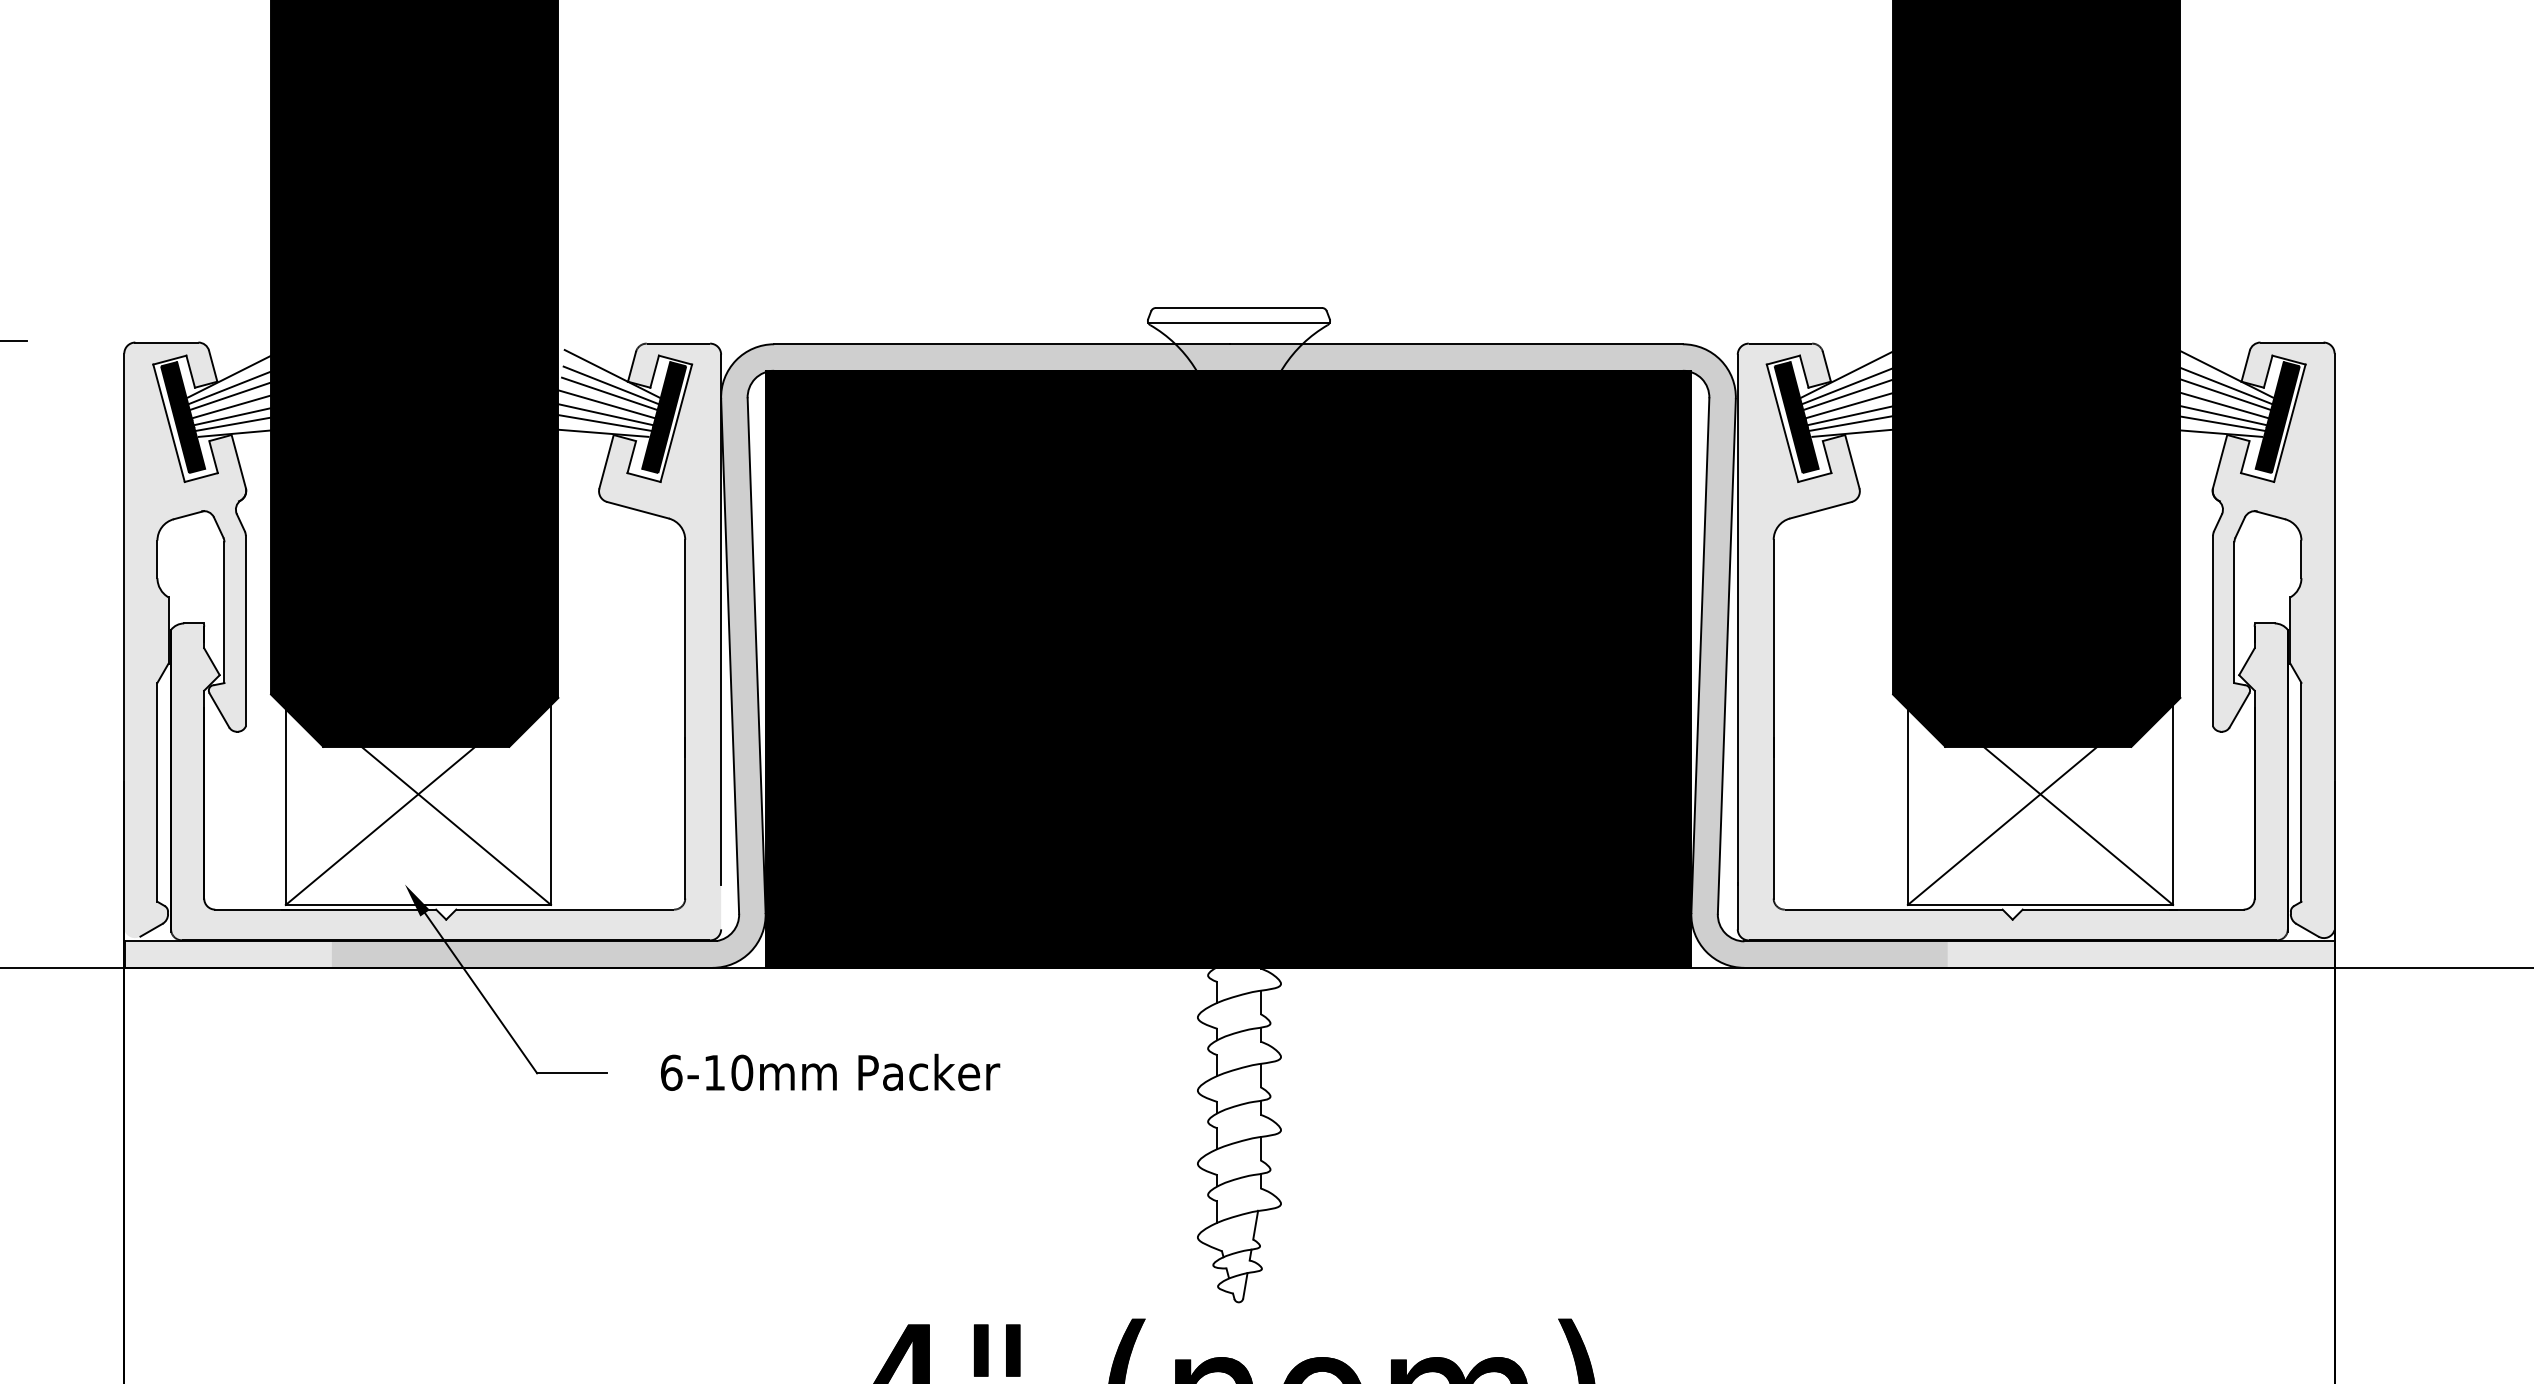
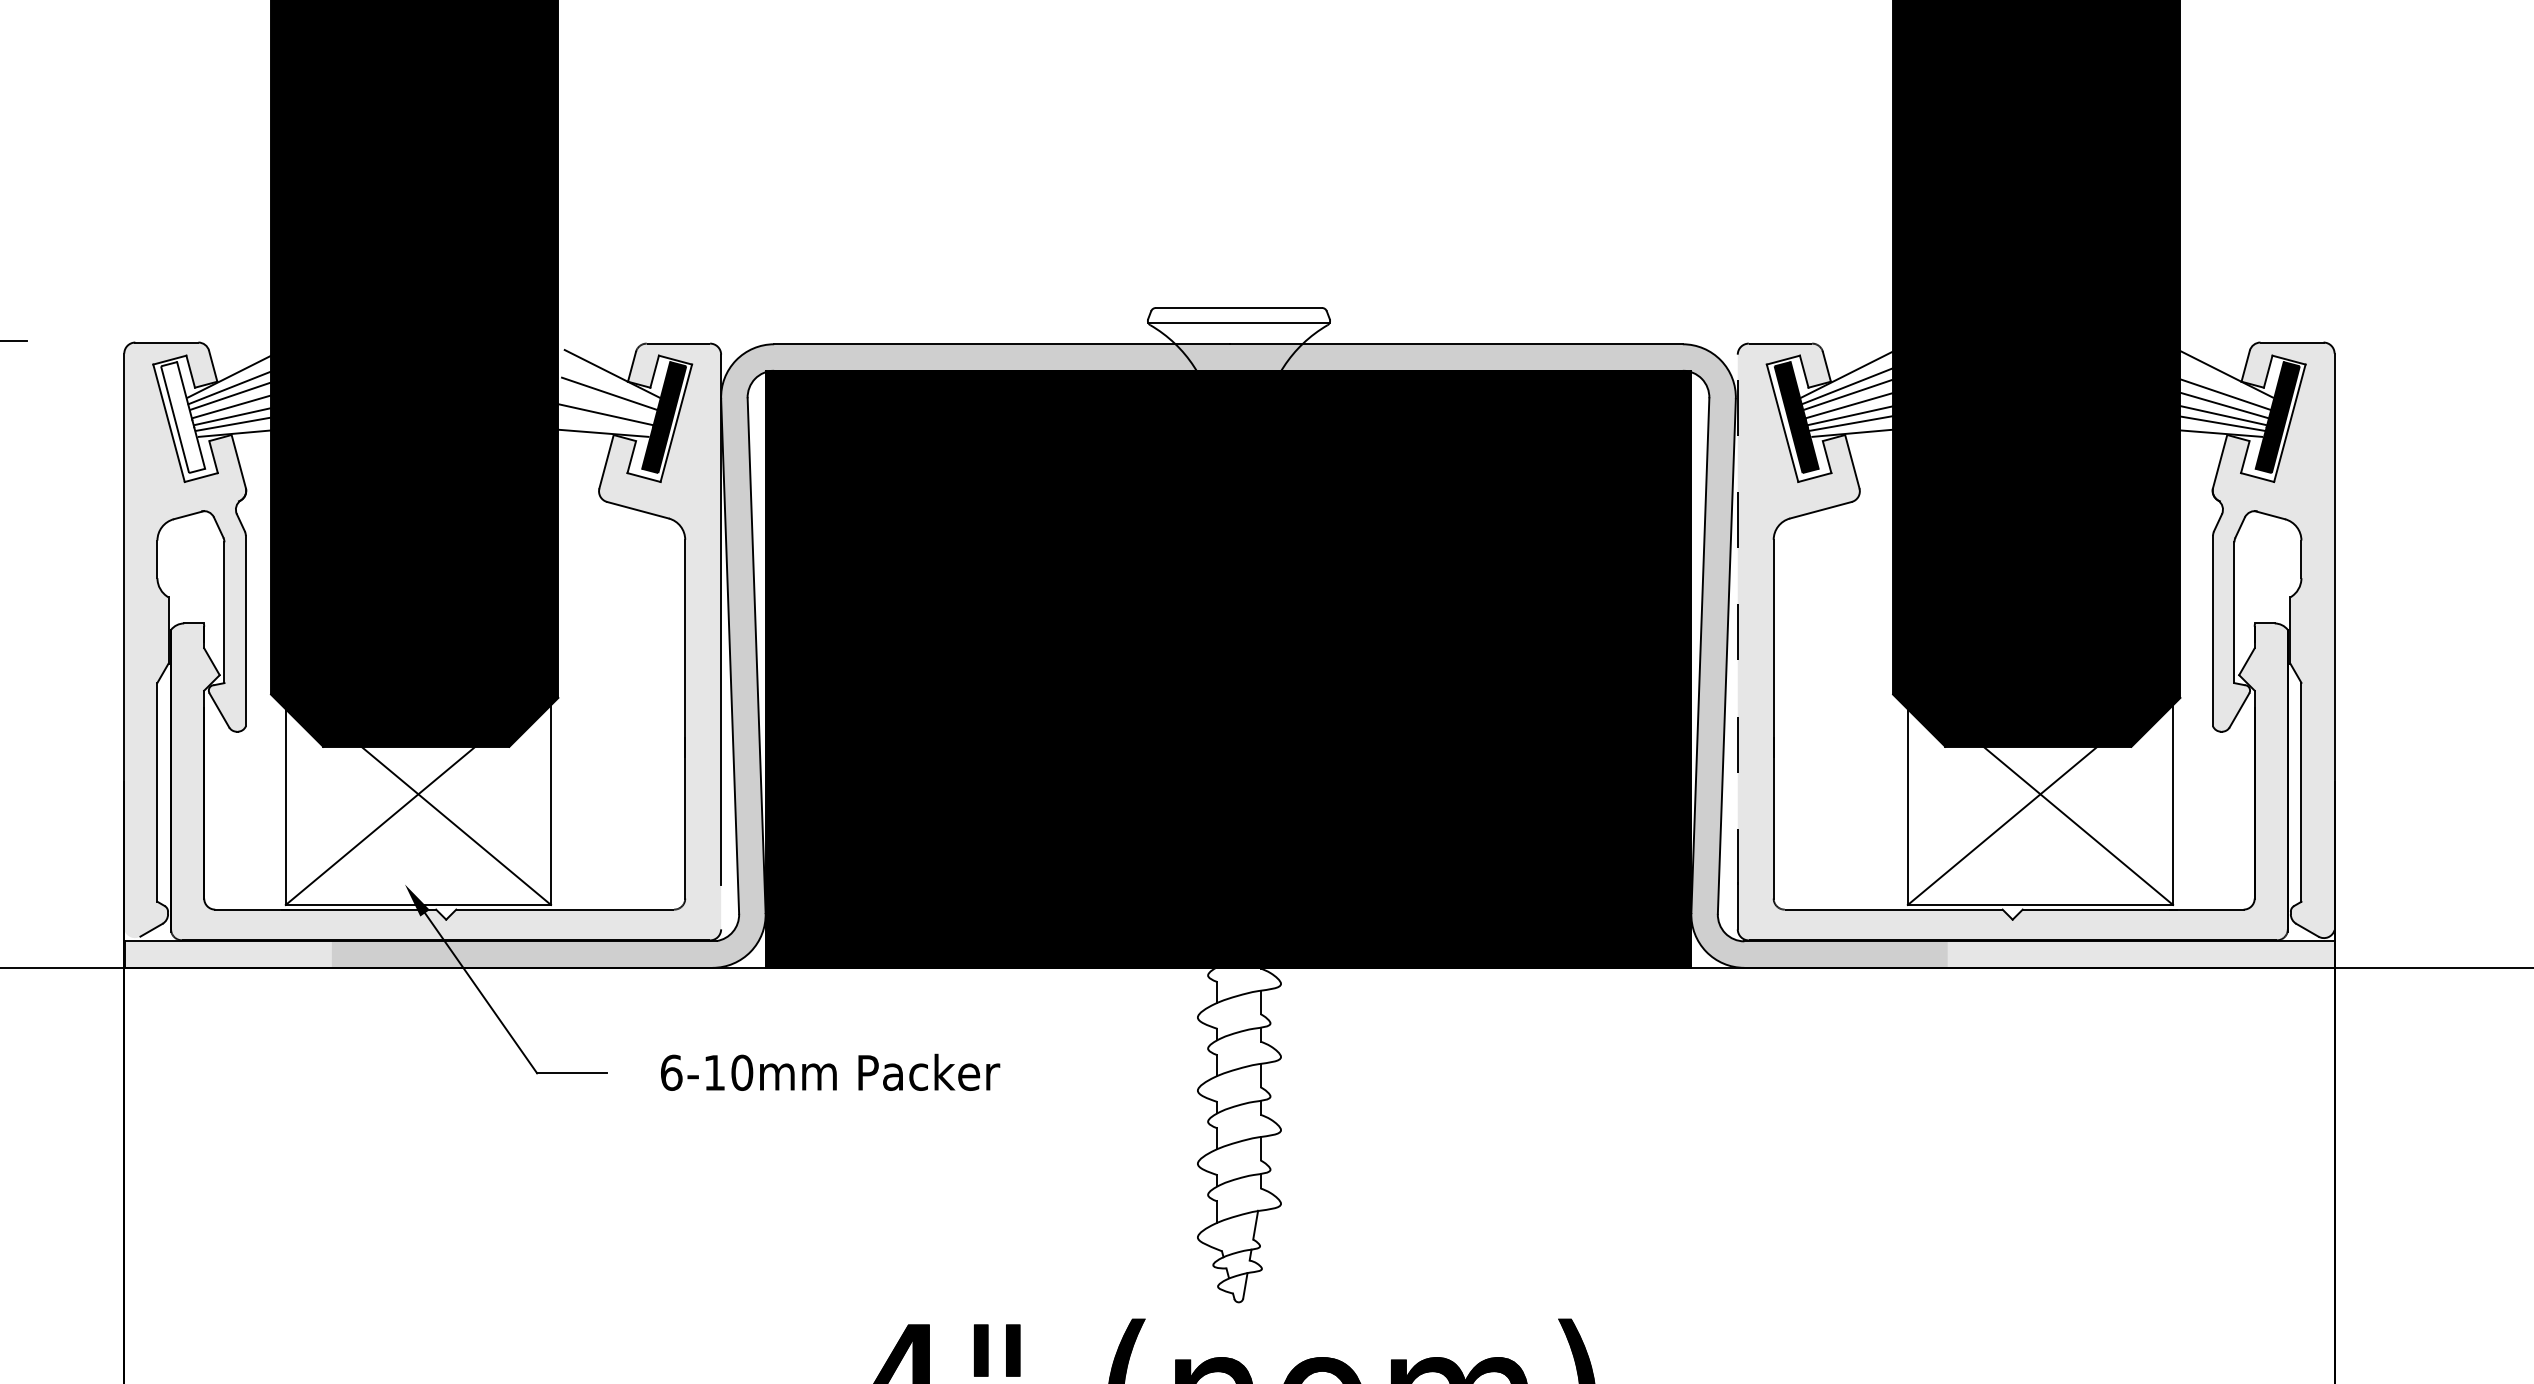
line: present -> none (610, 385)
line: present -> none (2224, 385)
line: present -> none (606, 404)
fill: present -> none (183, 417)
line: present -> none (604, 422)
line: solid -> dashed (1737, 619)
